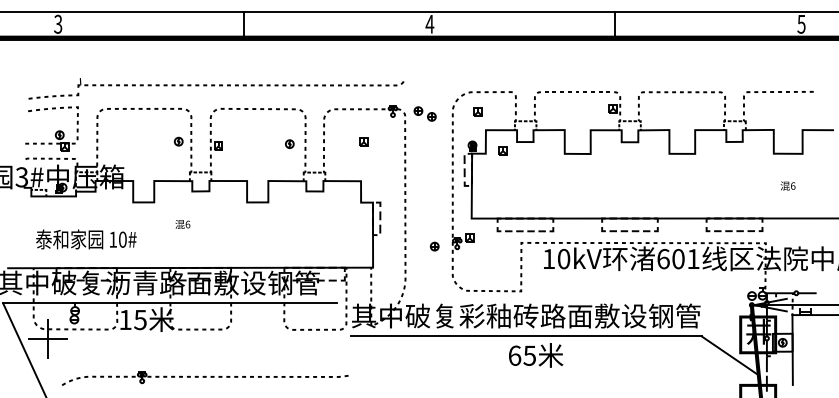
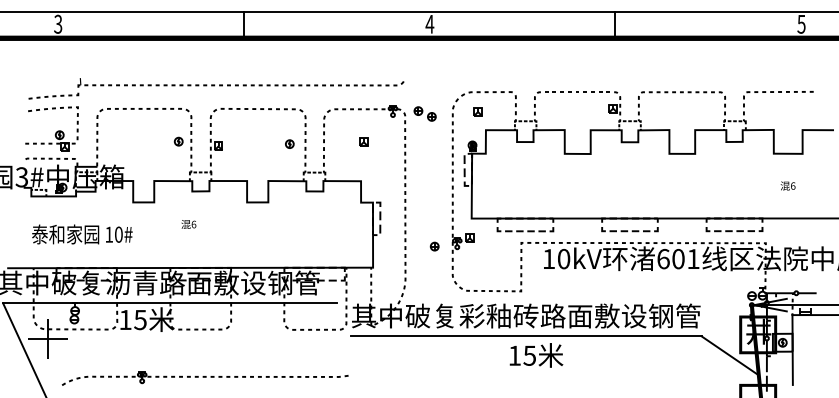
part: present -> none (502, 150)
text position: (182, 224) -> (188, 224) (188, 224)
text position: (86, 239) -> (82, 234) (82, 234)
text: 65 -> 15 (515, 355)
